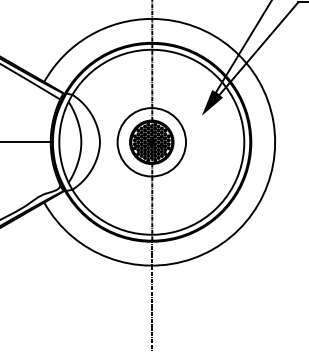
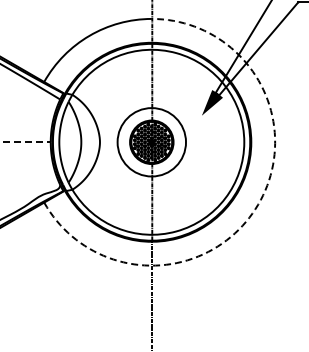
line: solid -> dashed (26, 142)
arc: solid -> dashed (258, 204)
